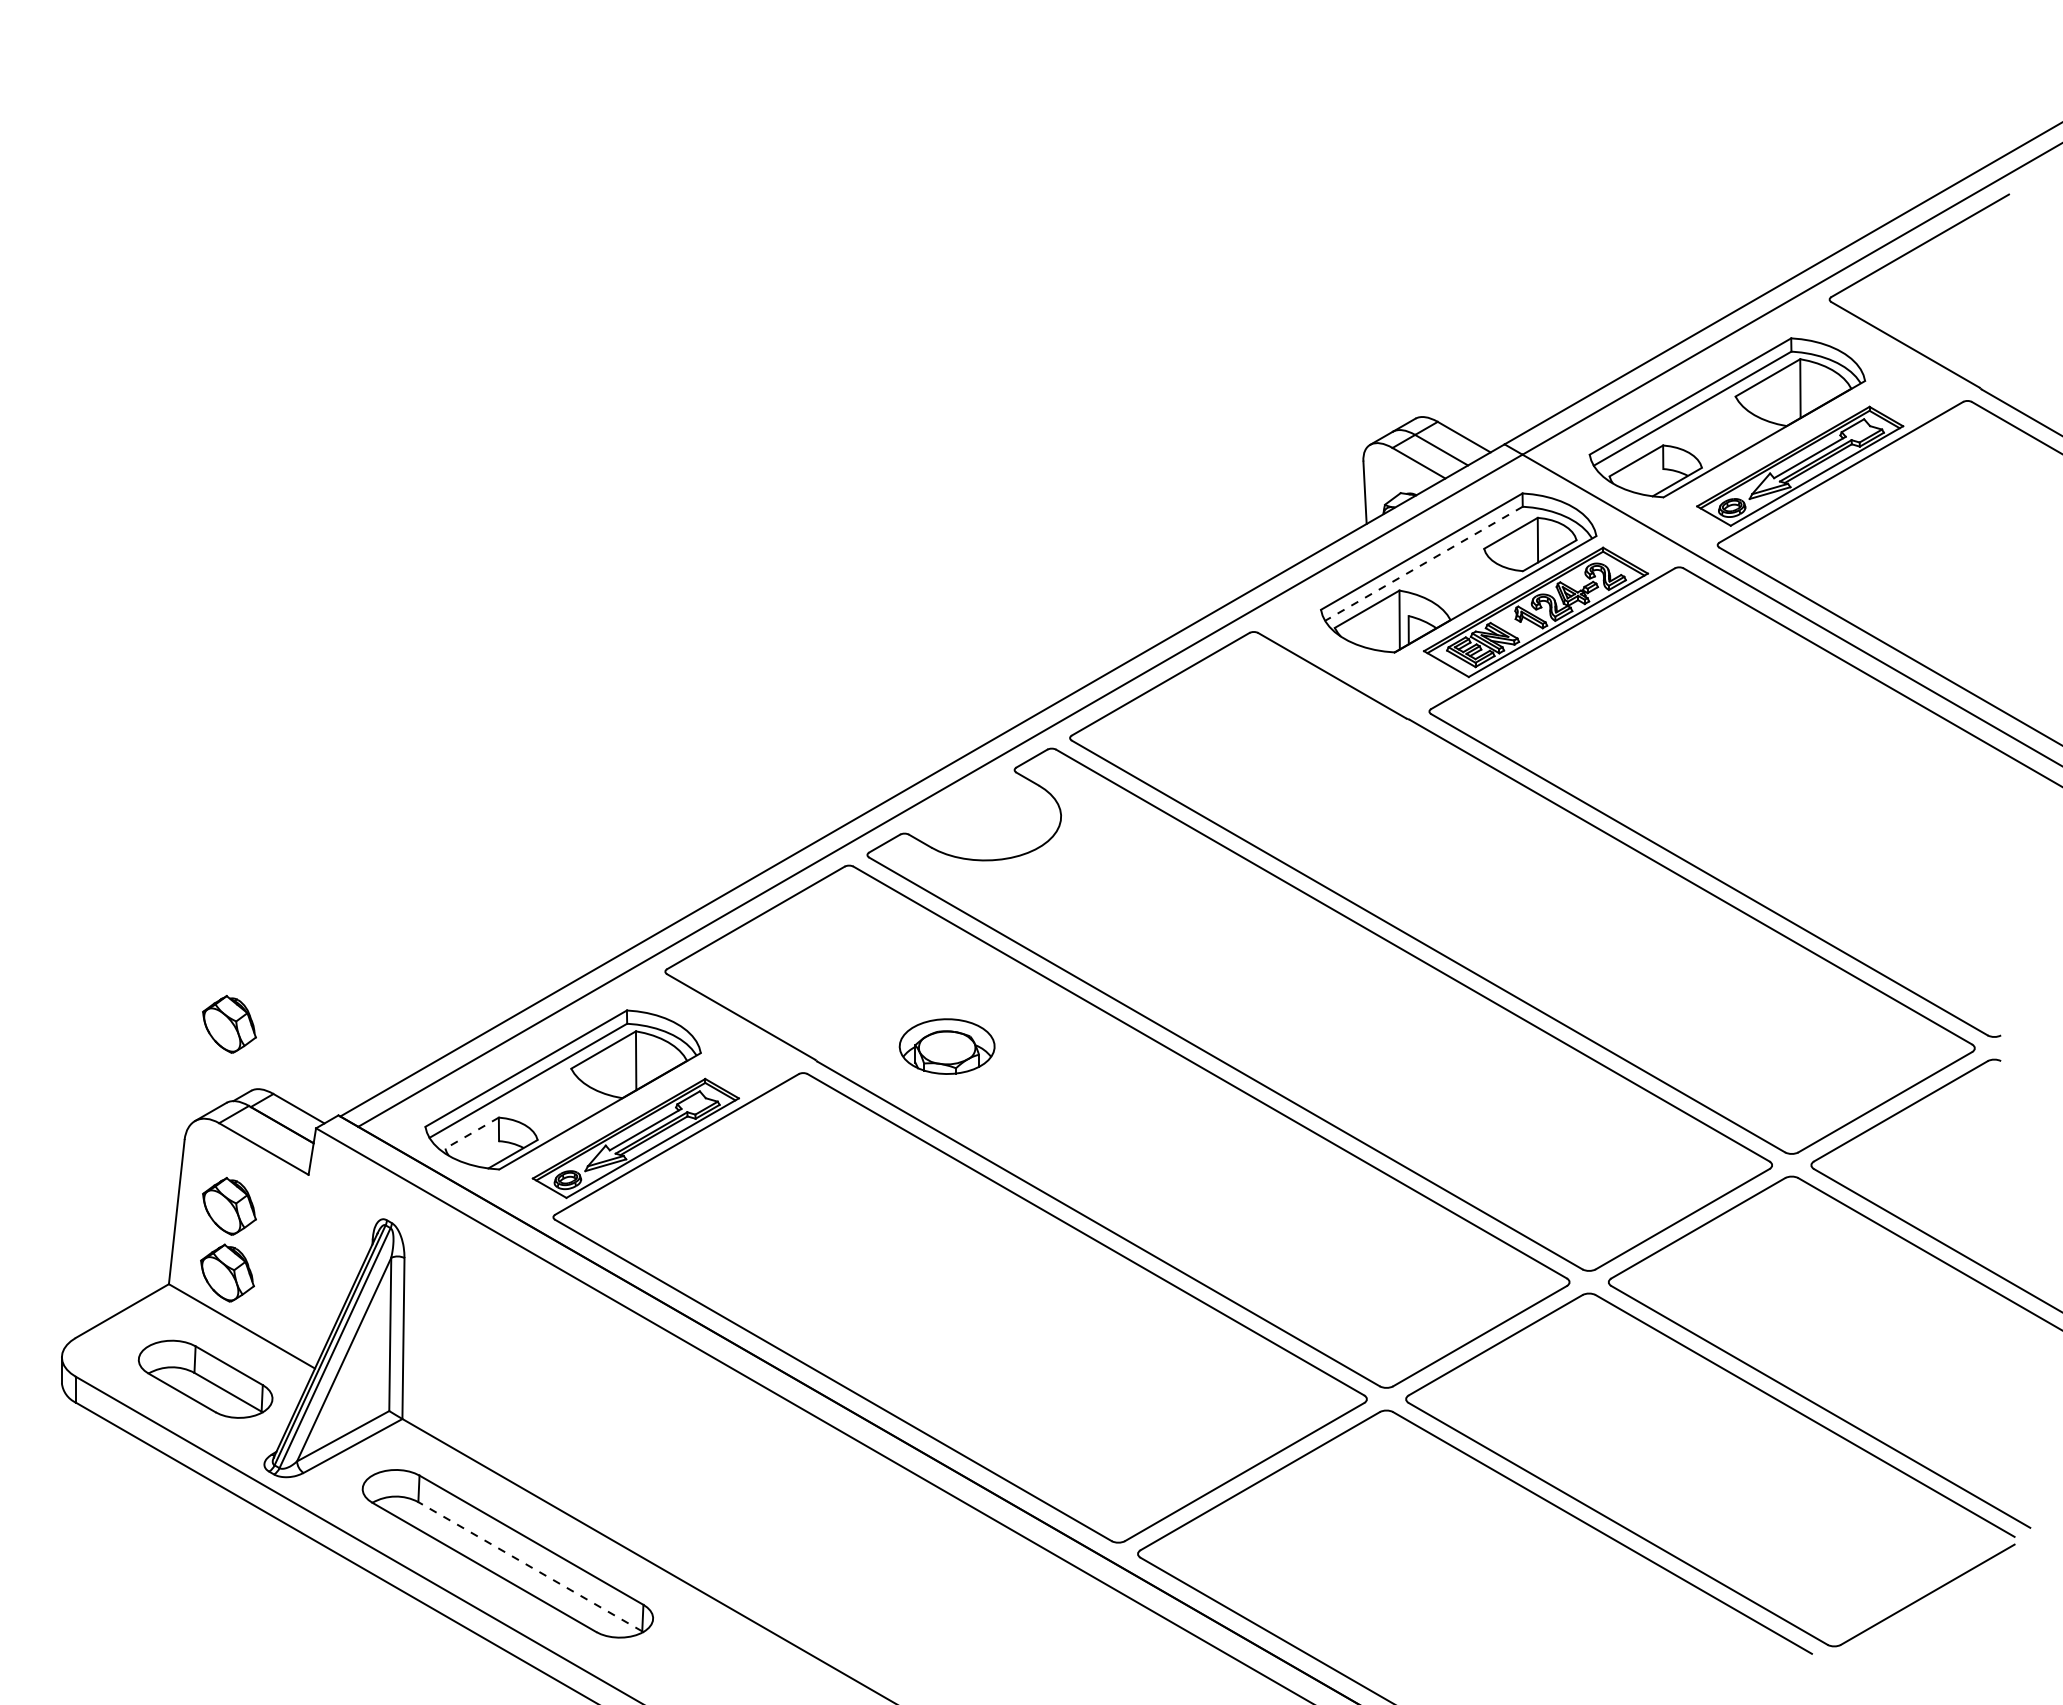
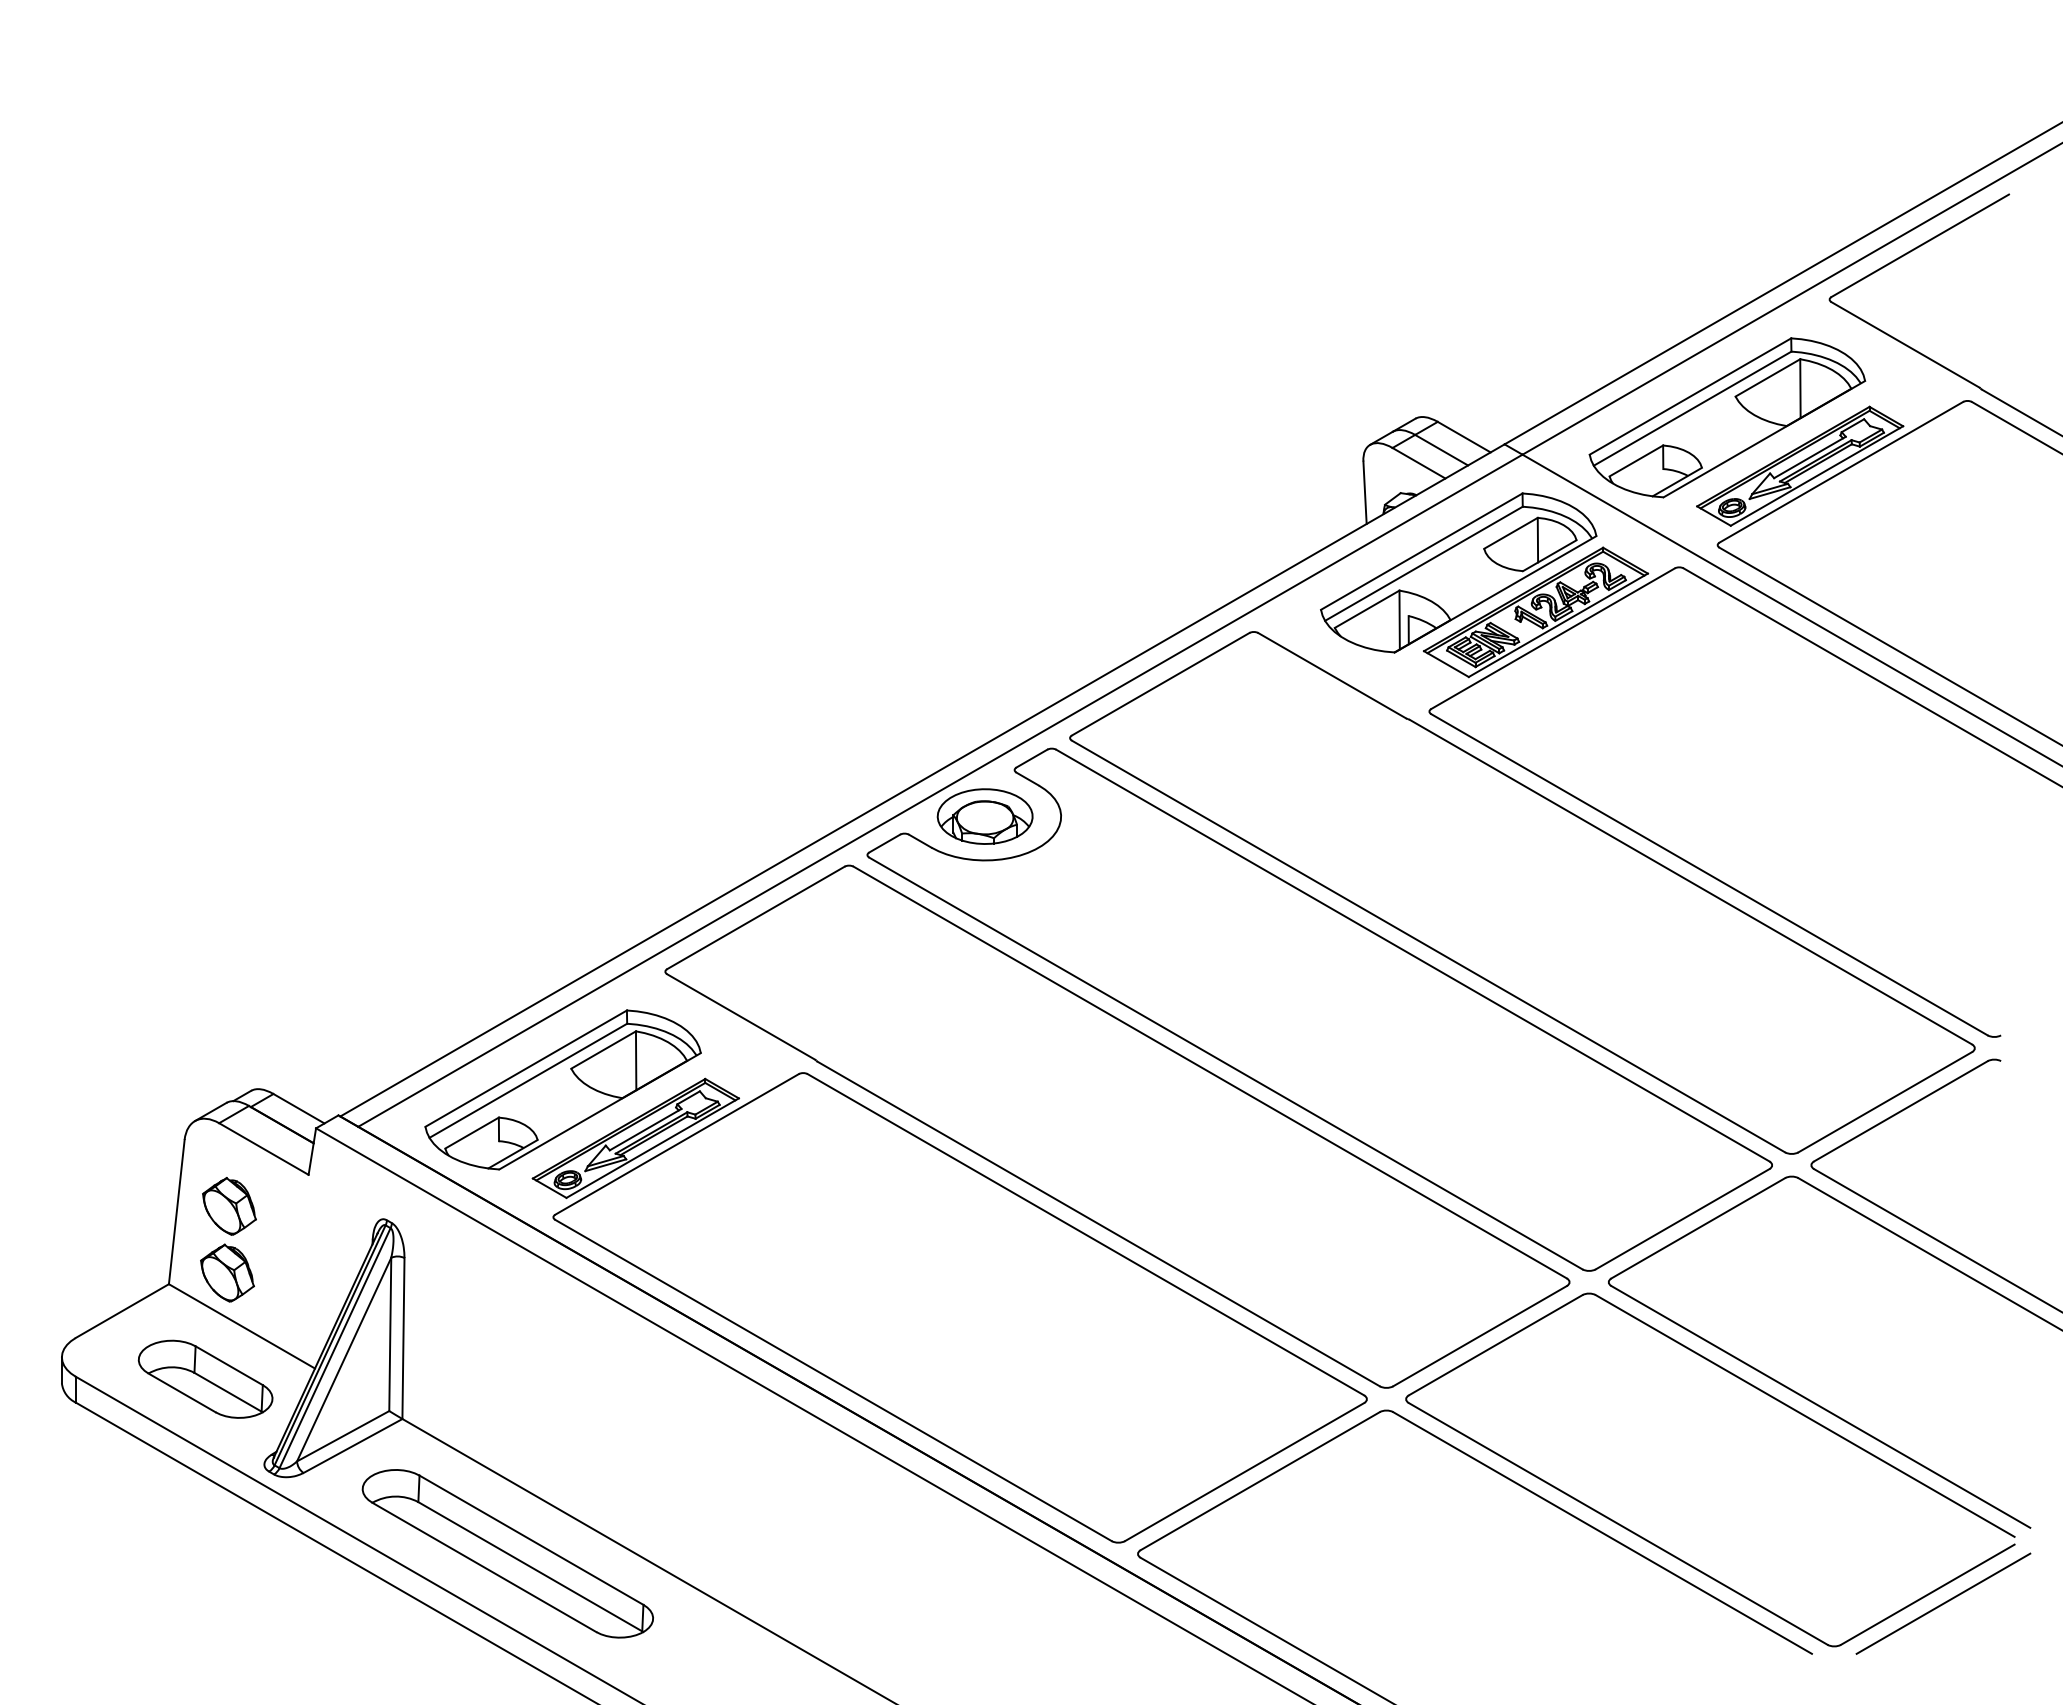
line: dashed -> solid (1423, 564)
part: present -> none (229, 1024)
part position: (946, 1046) -> (984, 816) (984, 816)
line: dashed -> solid (472, 1133)
line: dashed -> solid (529, 1566)
line: none -> present (1943, 1603)
